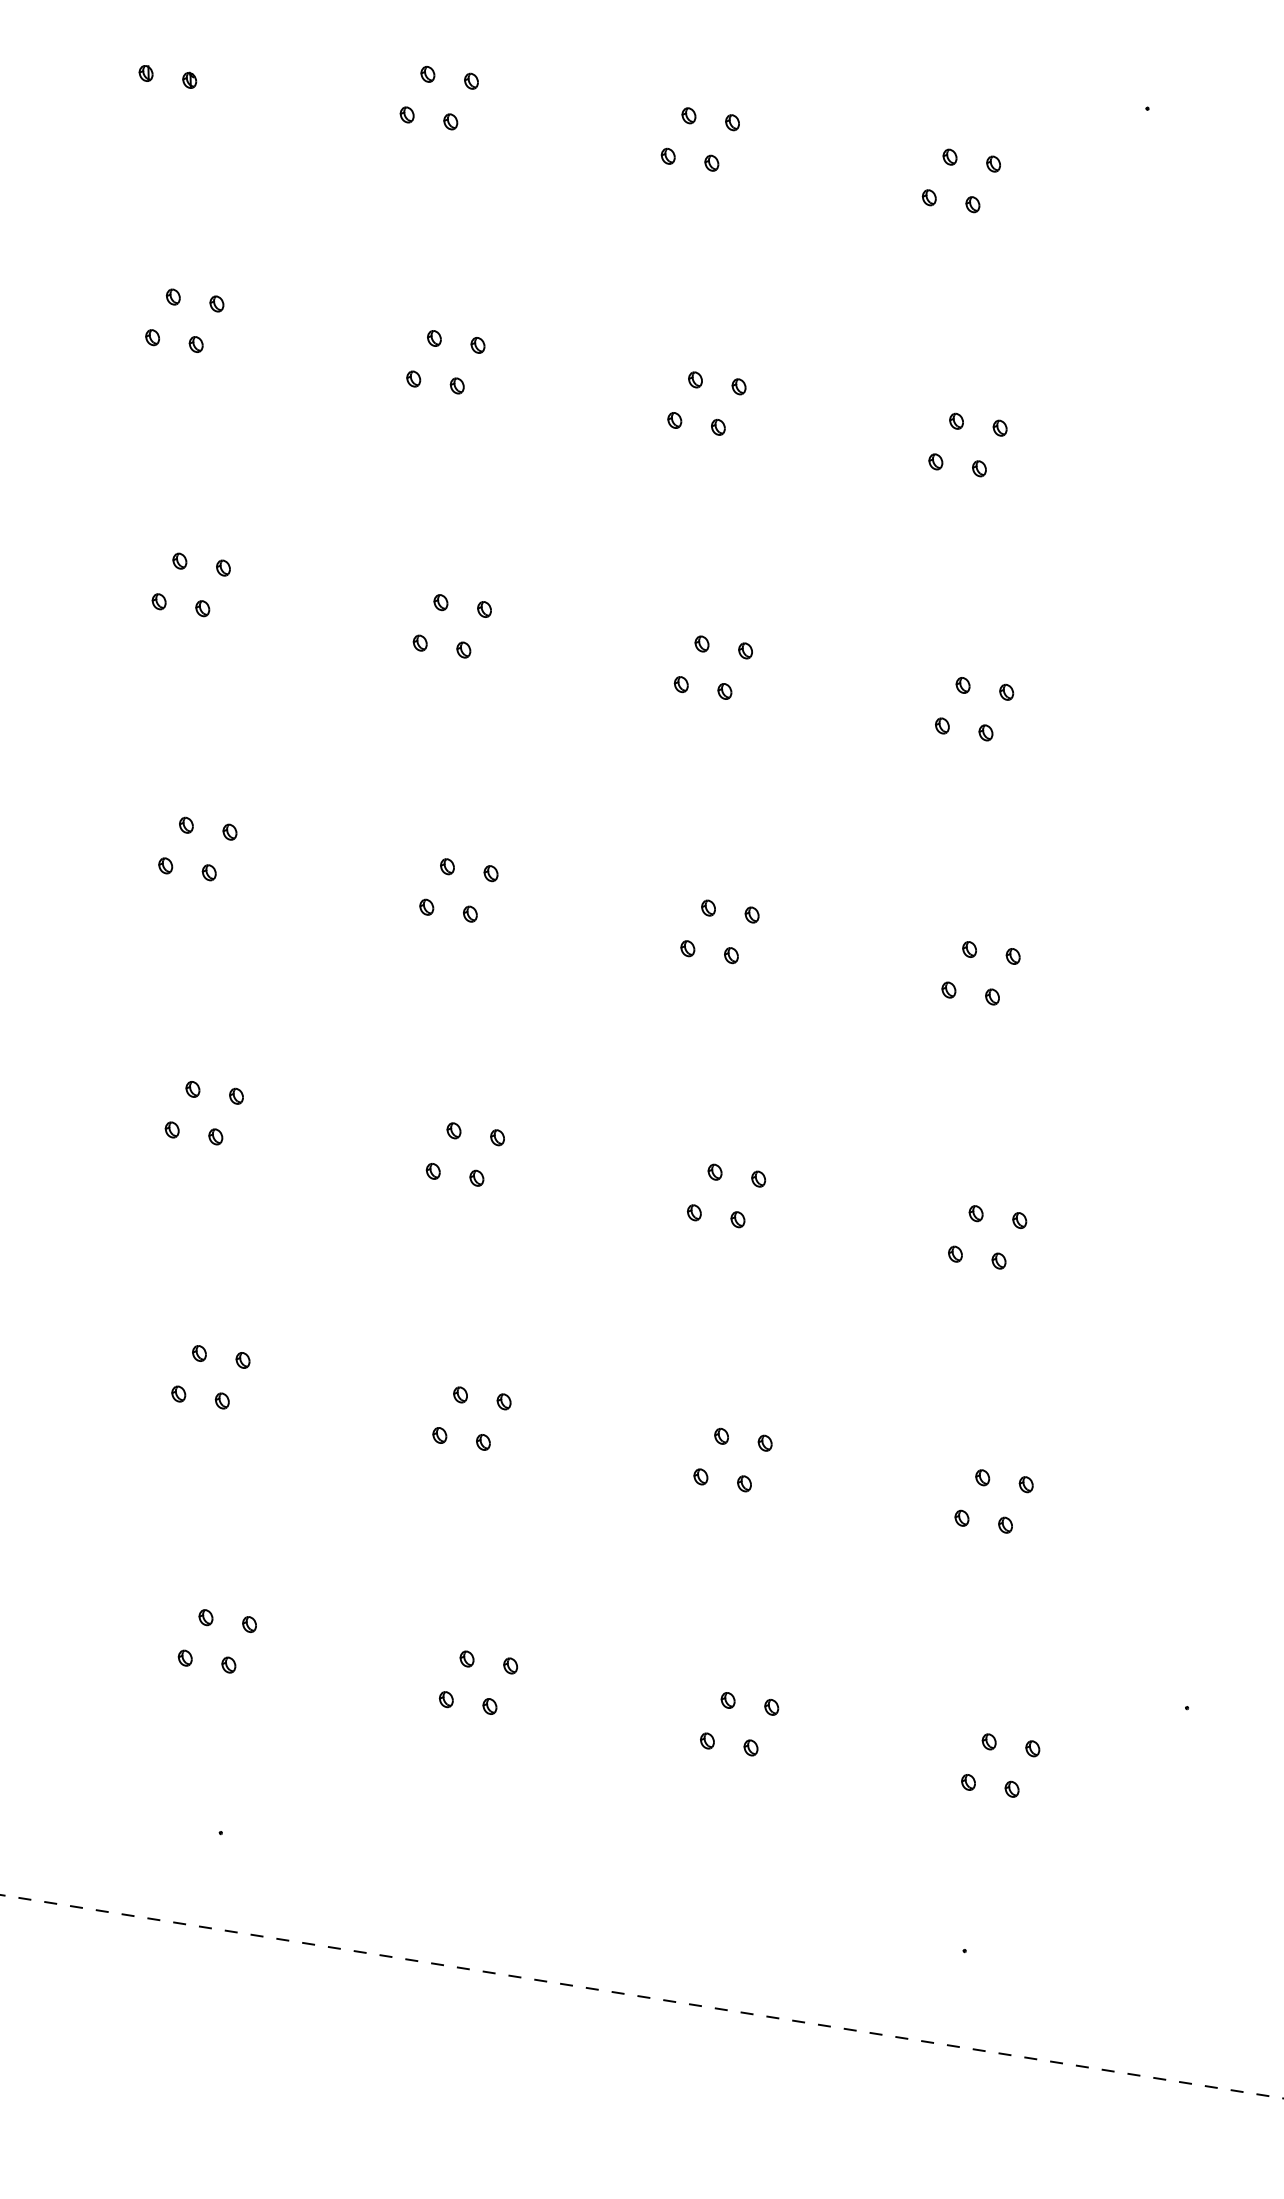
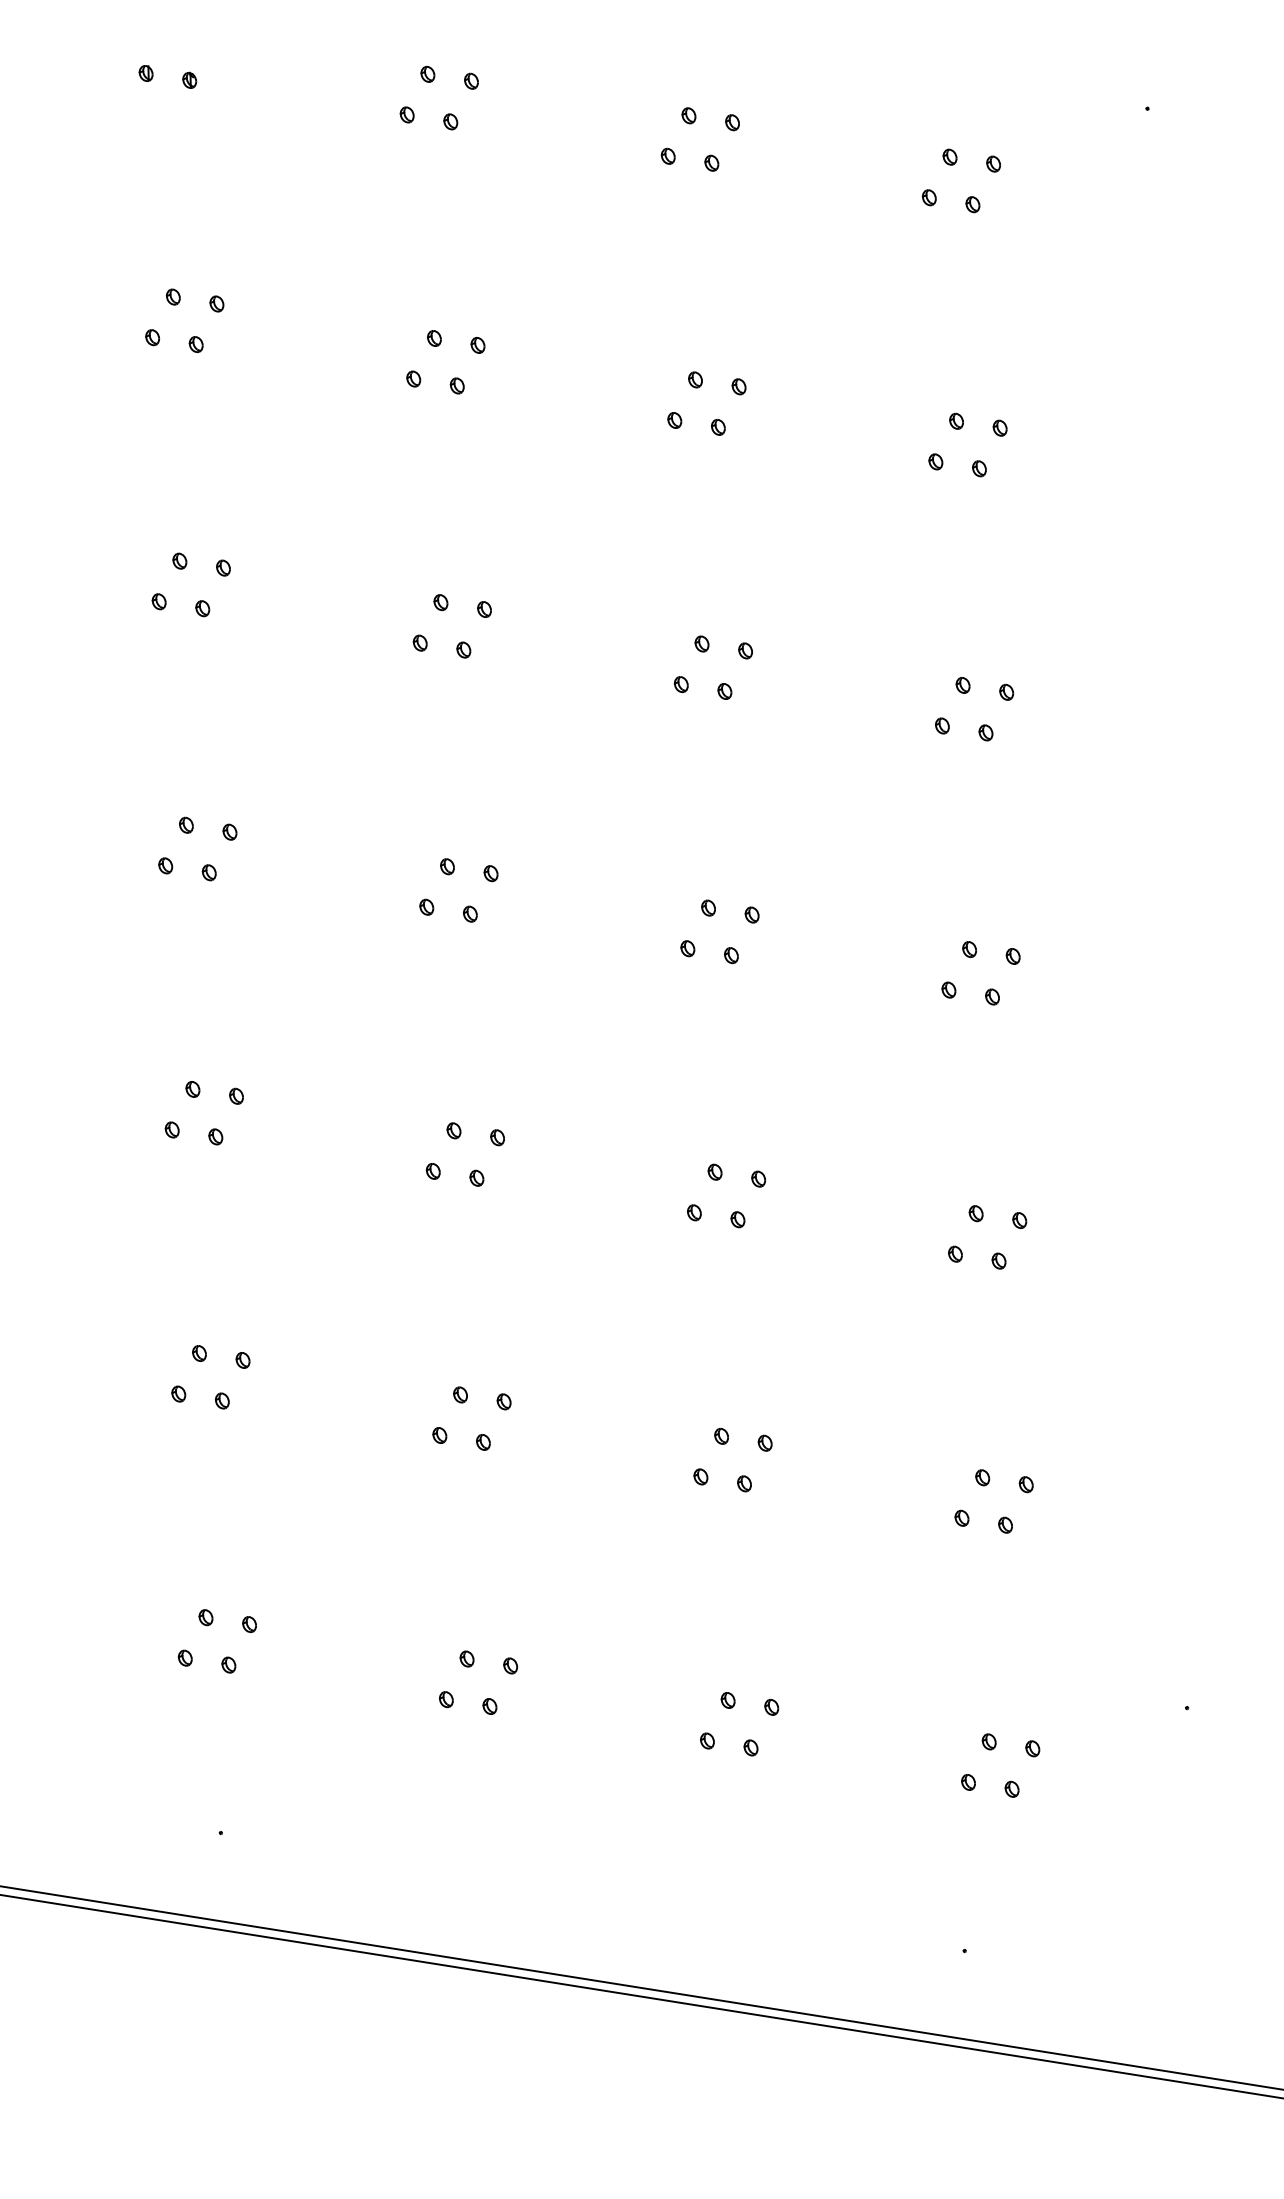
line: none -> present (641, 1987)
line: dashed -> solid (641, 1996)
